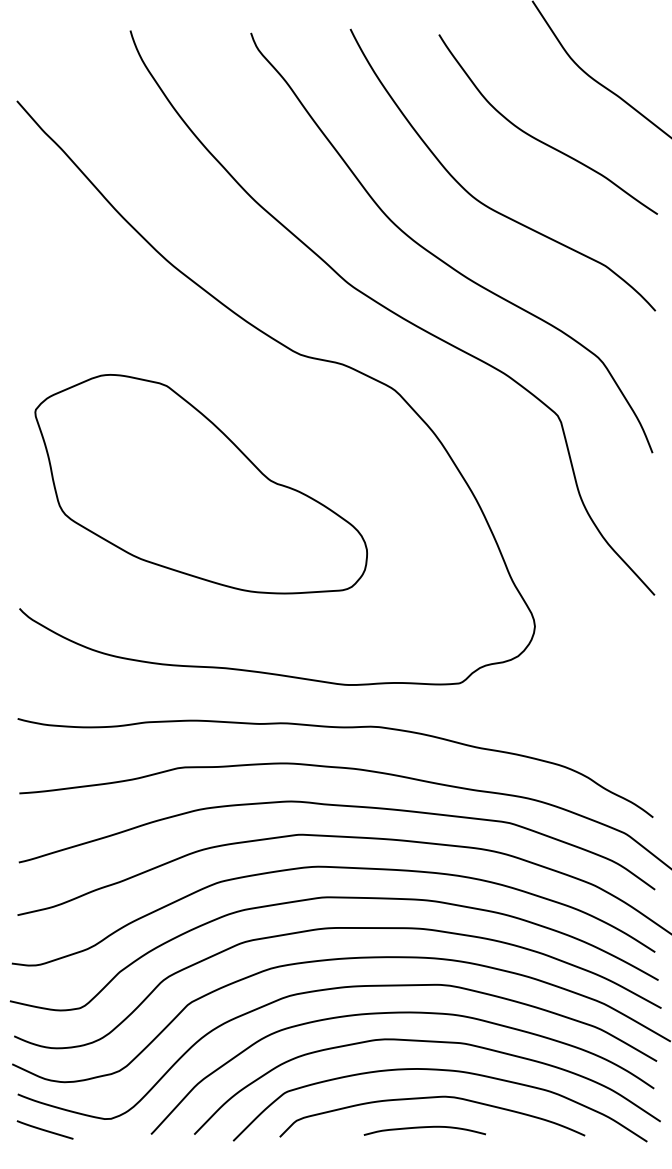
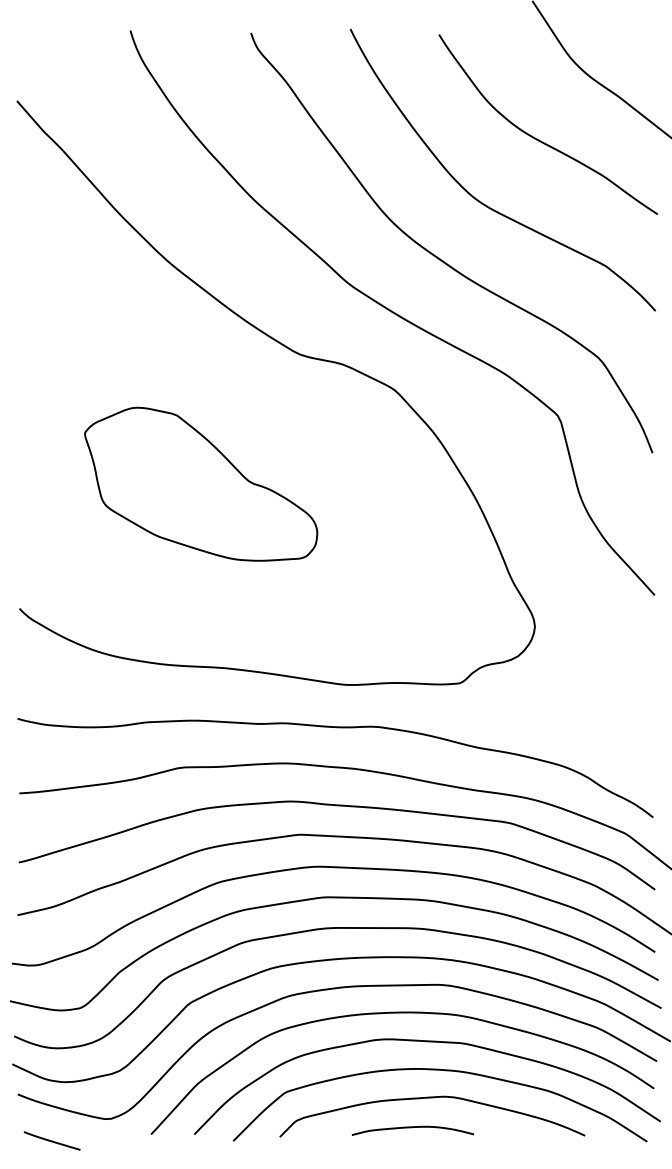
part size: 334x221 px -> 235x156 px (201, 483)
curve position: (424, 1128) -> (412, 1128) (412, 1128)
line position: (44, 1129) -> (51, 1140) (51, 1140)
